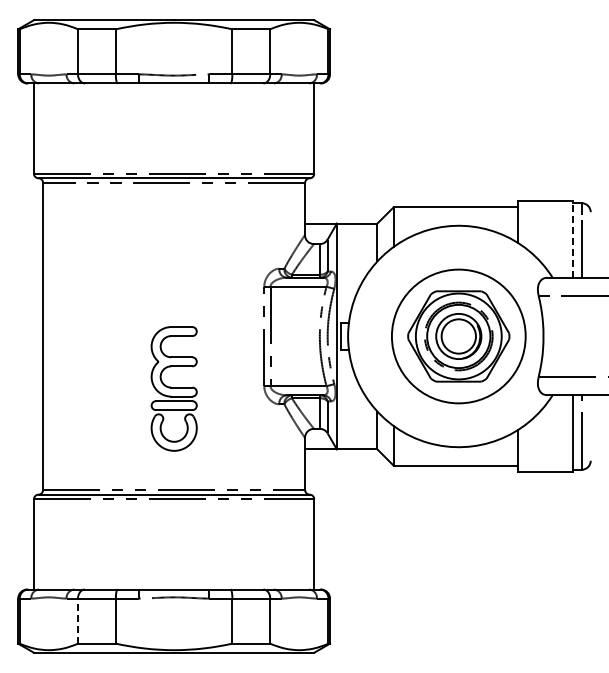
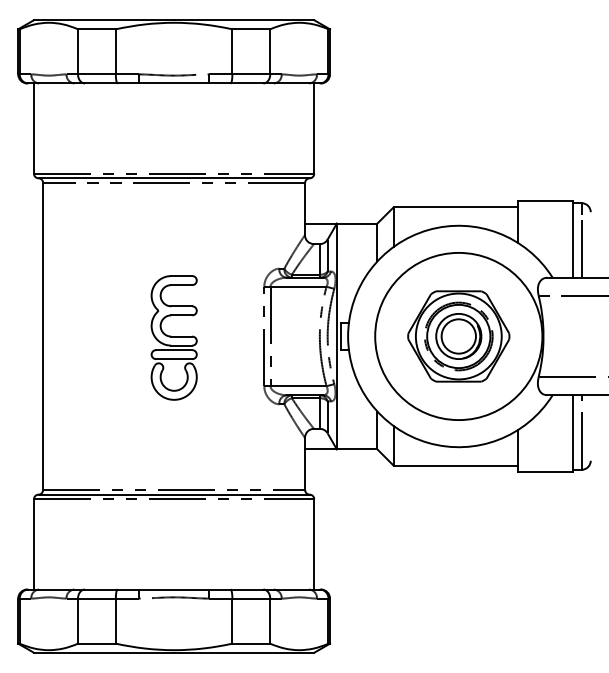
line: dashed -> solid (572, 238)
circle diameter: 134 px -> 167 px (458, 336)
part position: (173, 388) -> (173, 337) (173, 337)
line: dashed -> solid (78, 621)
